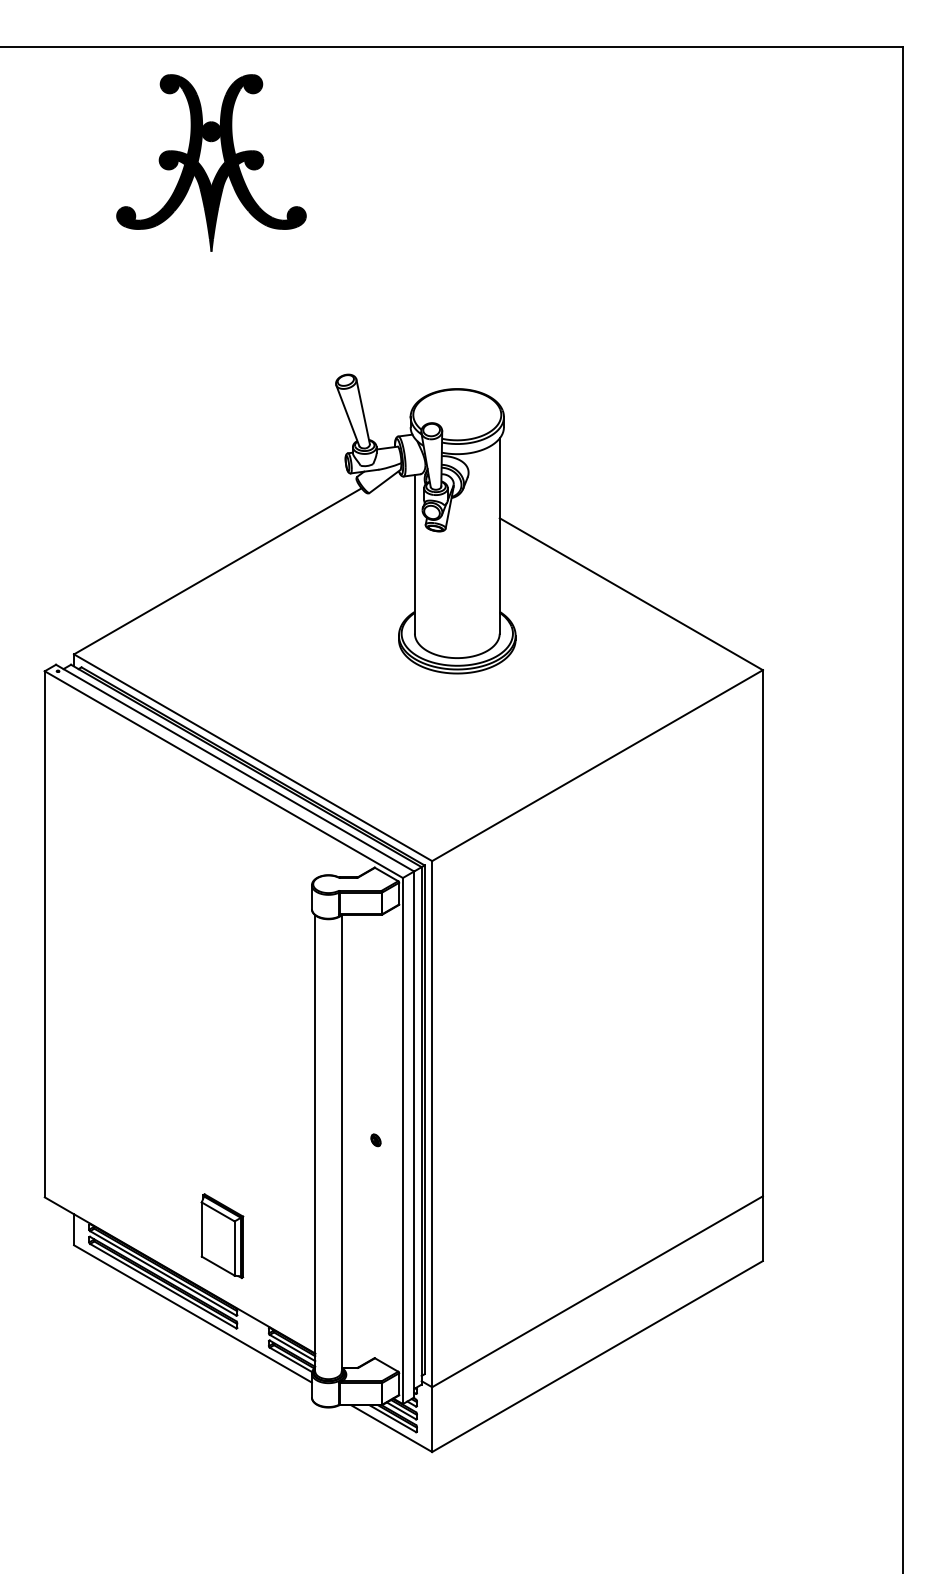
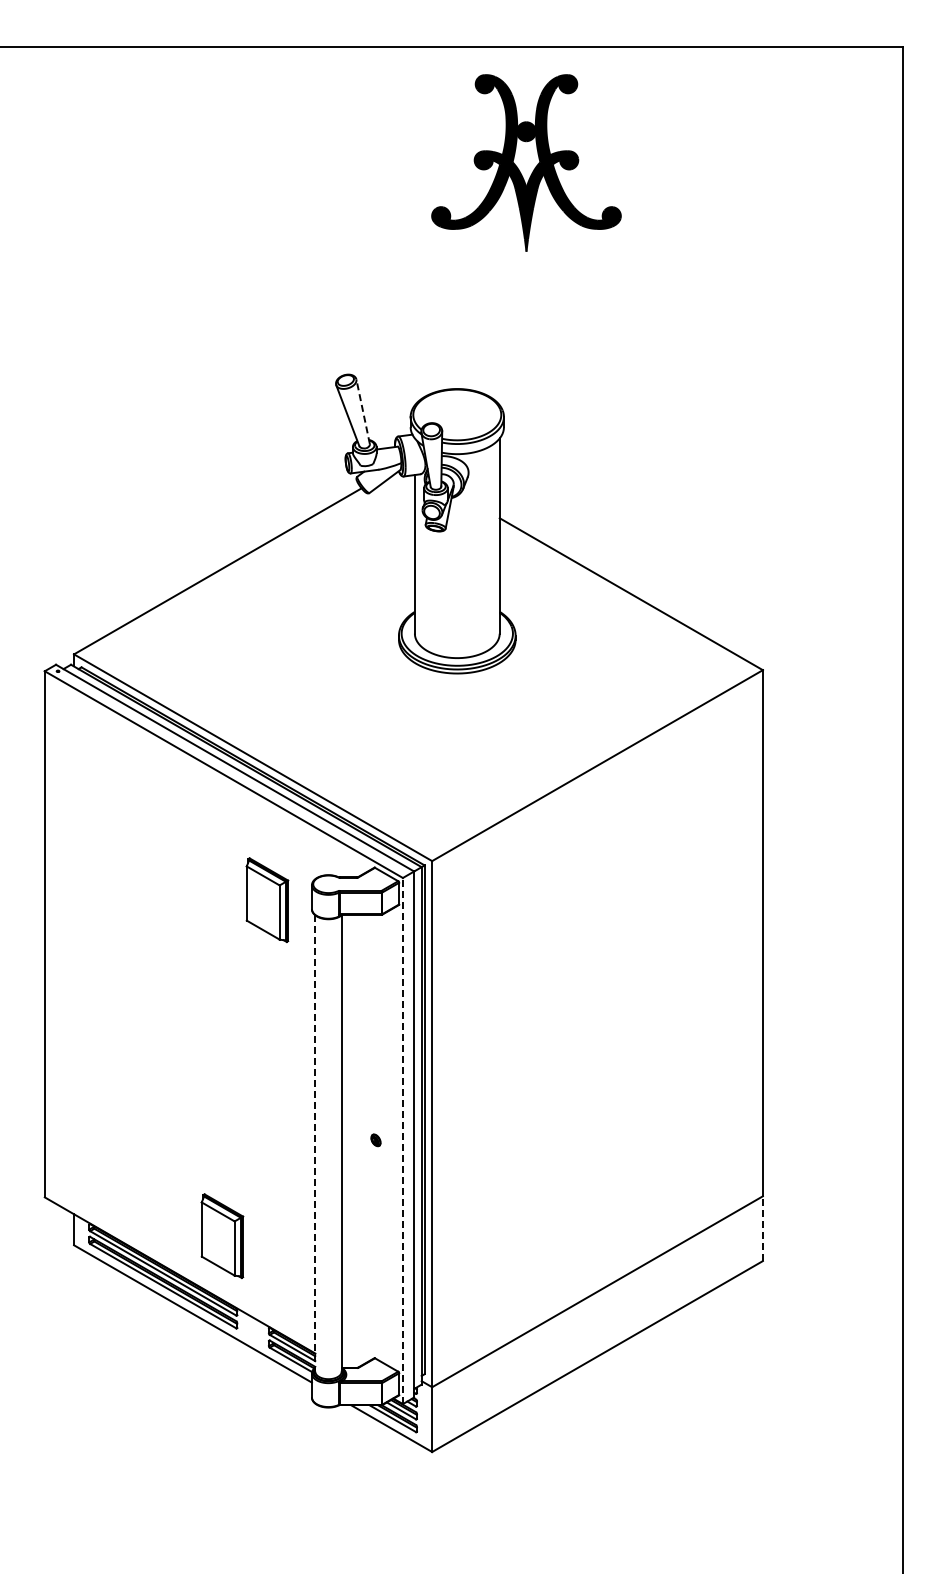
part position: (211, 162) -> (526, 162) (526, 162)
line: solid -> dashed (363, 411)
part: none -> present (267, 899)
line: solid -> dashed (402, 1140)
line: solid -> dashed (315, 1143)
line: solid -> dashed (762, 1228)
